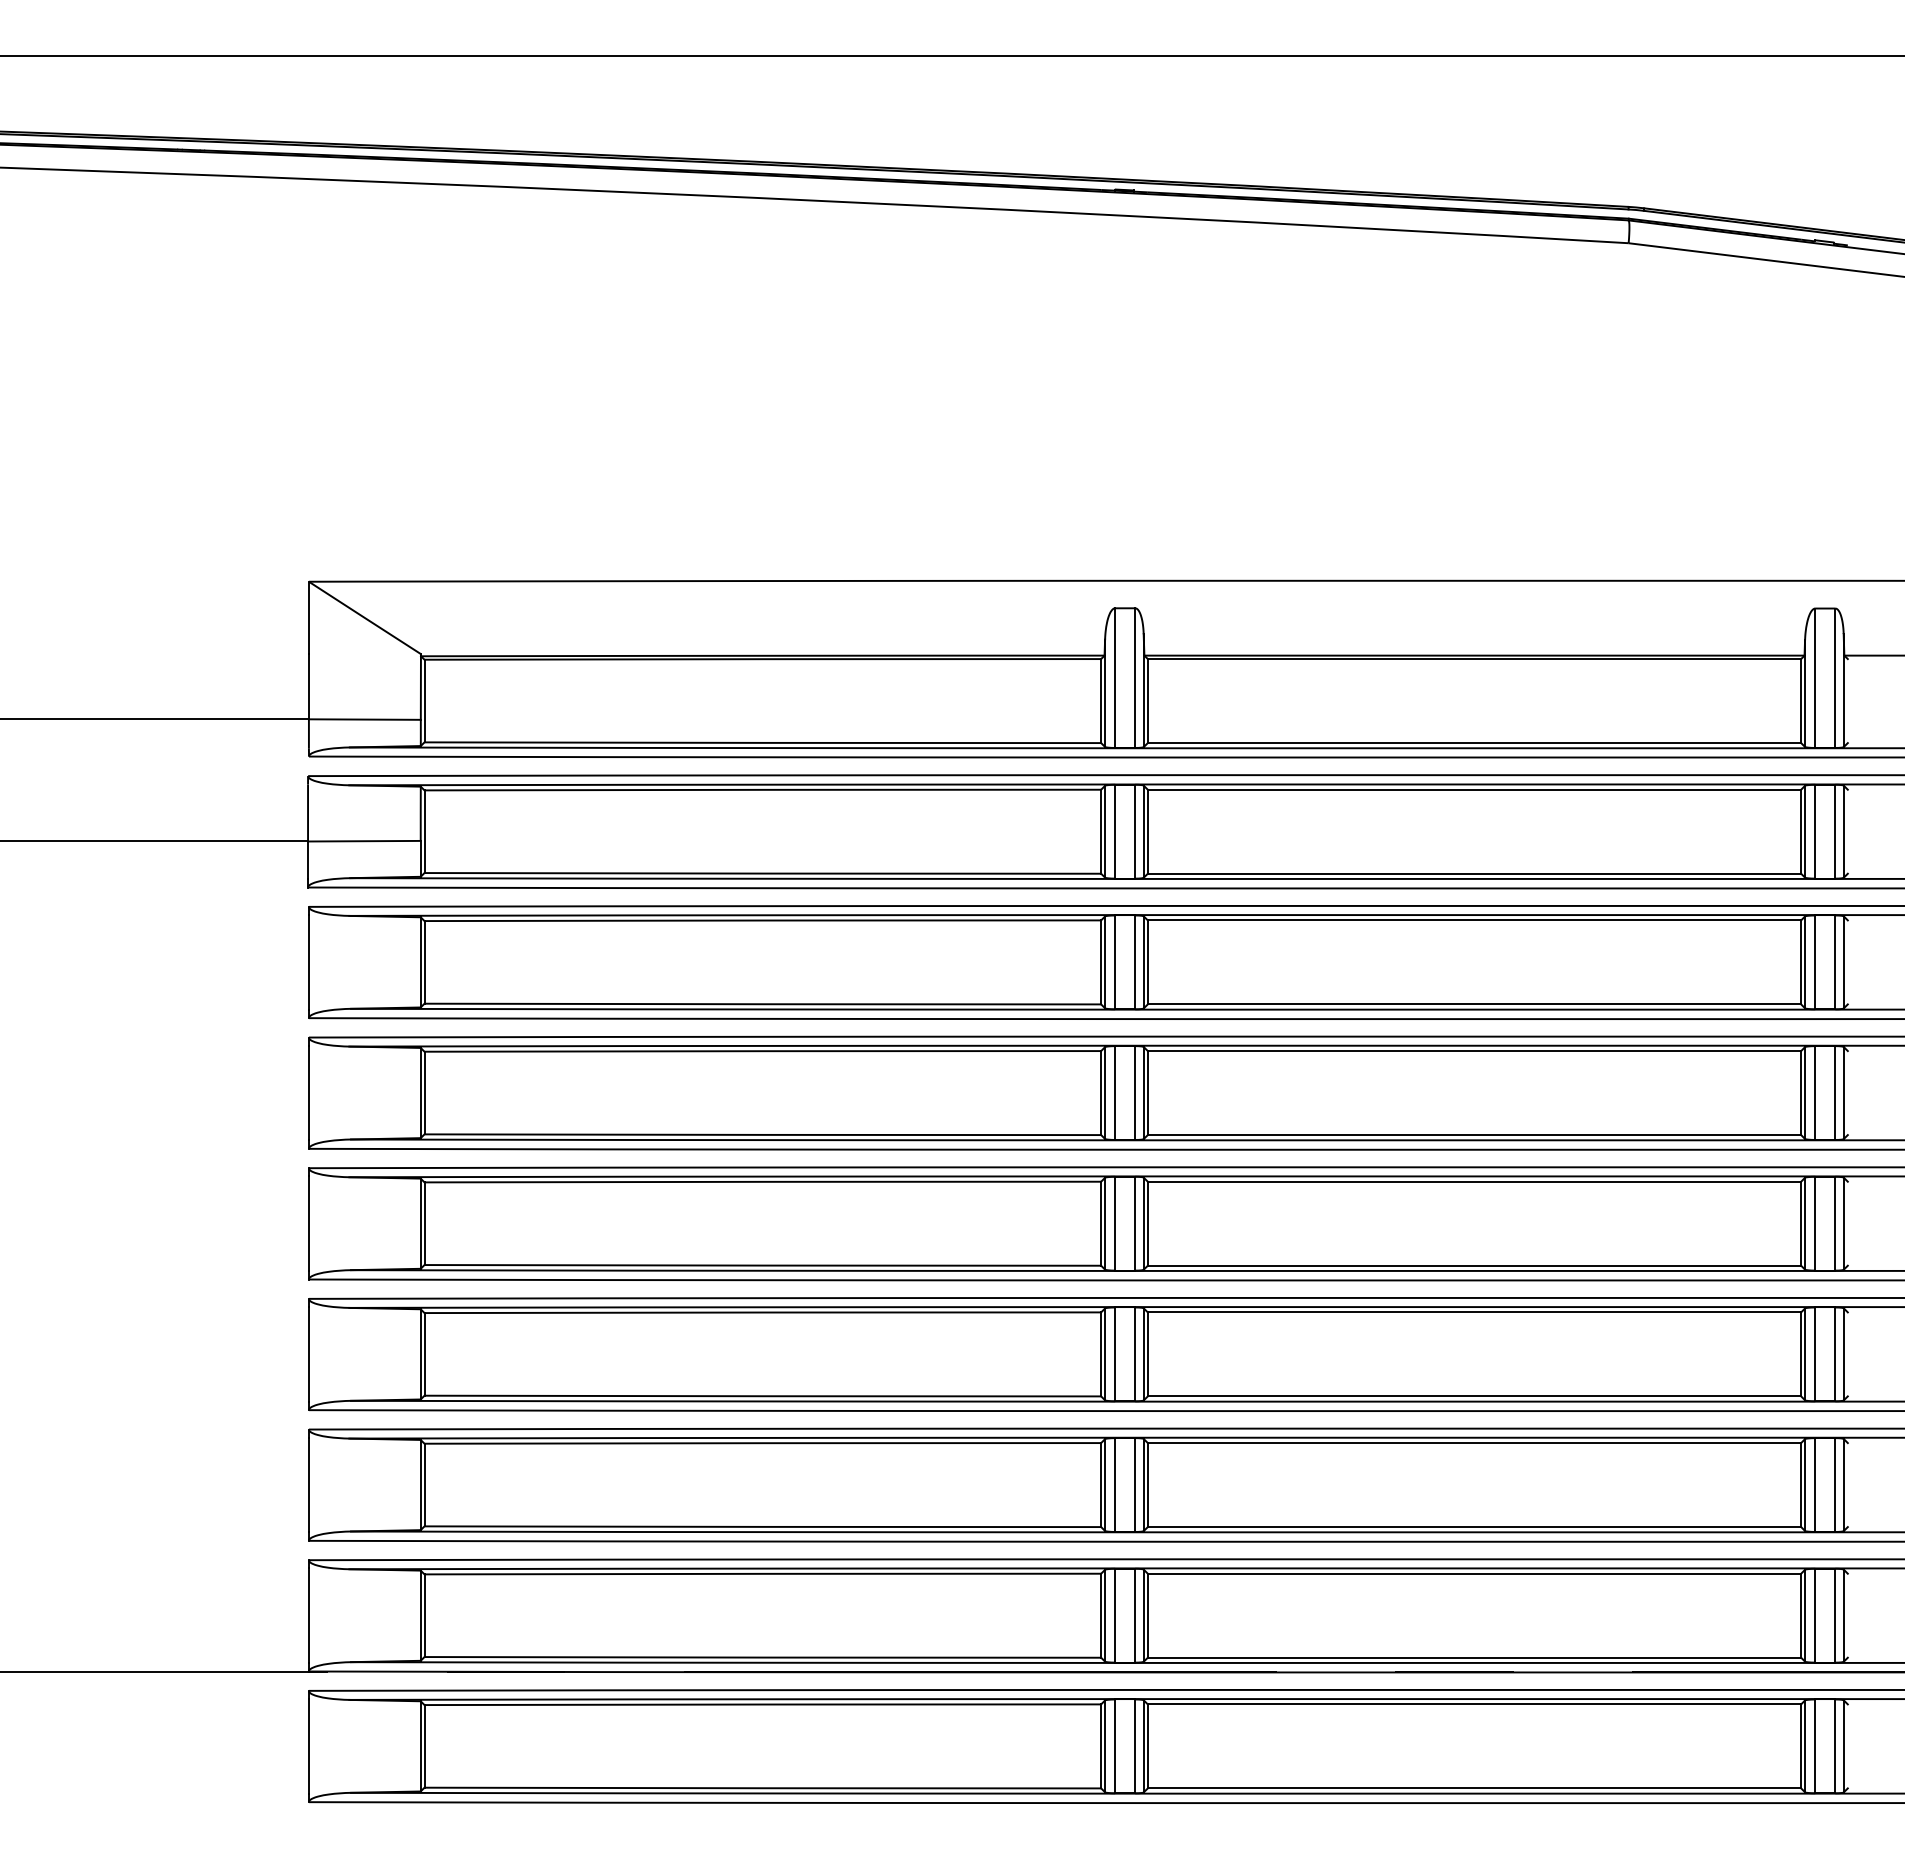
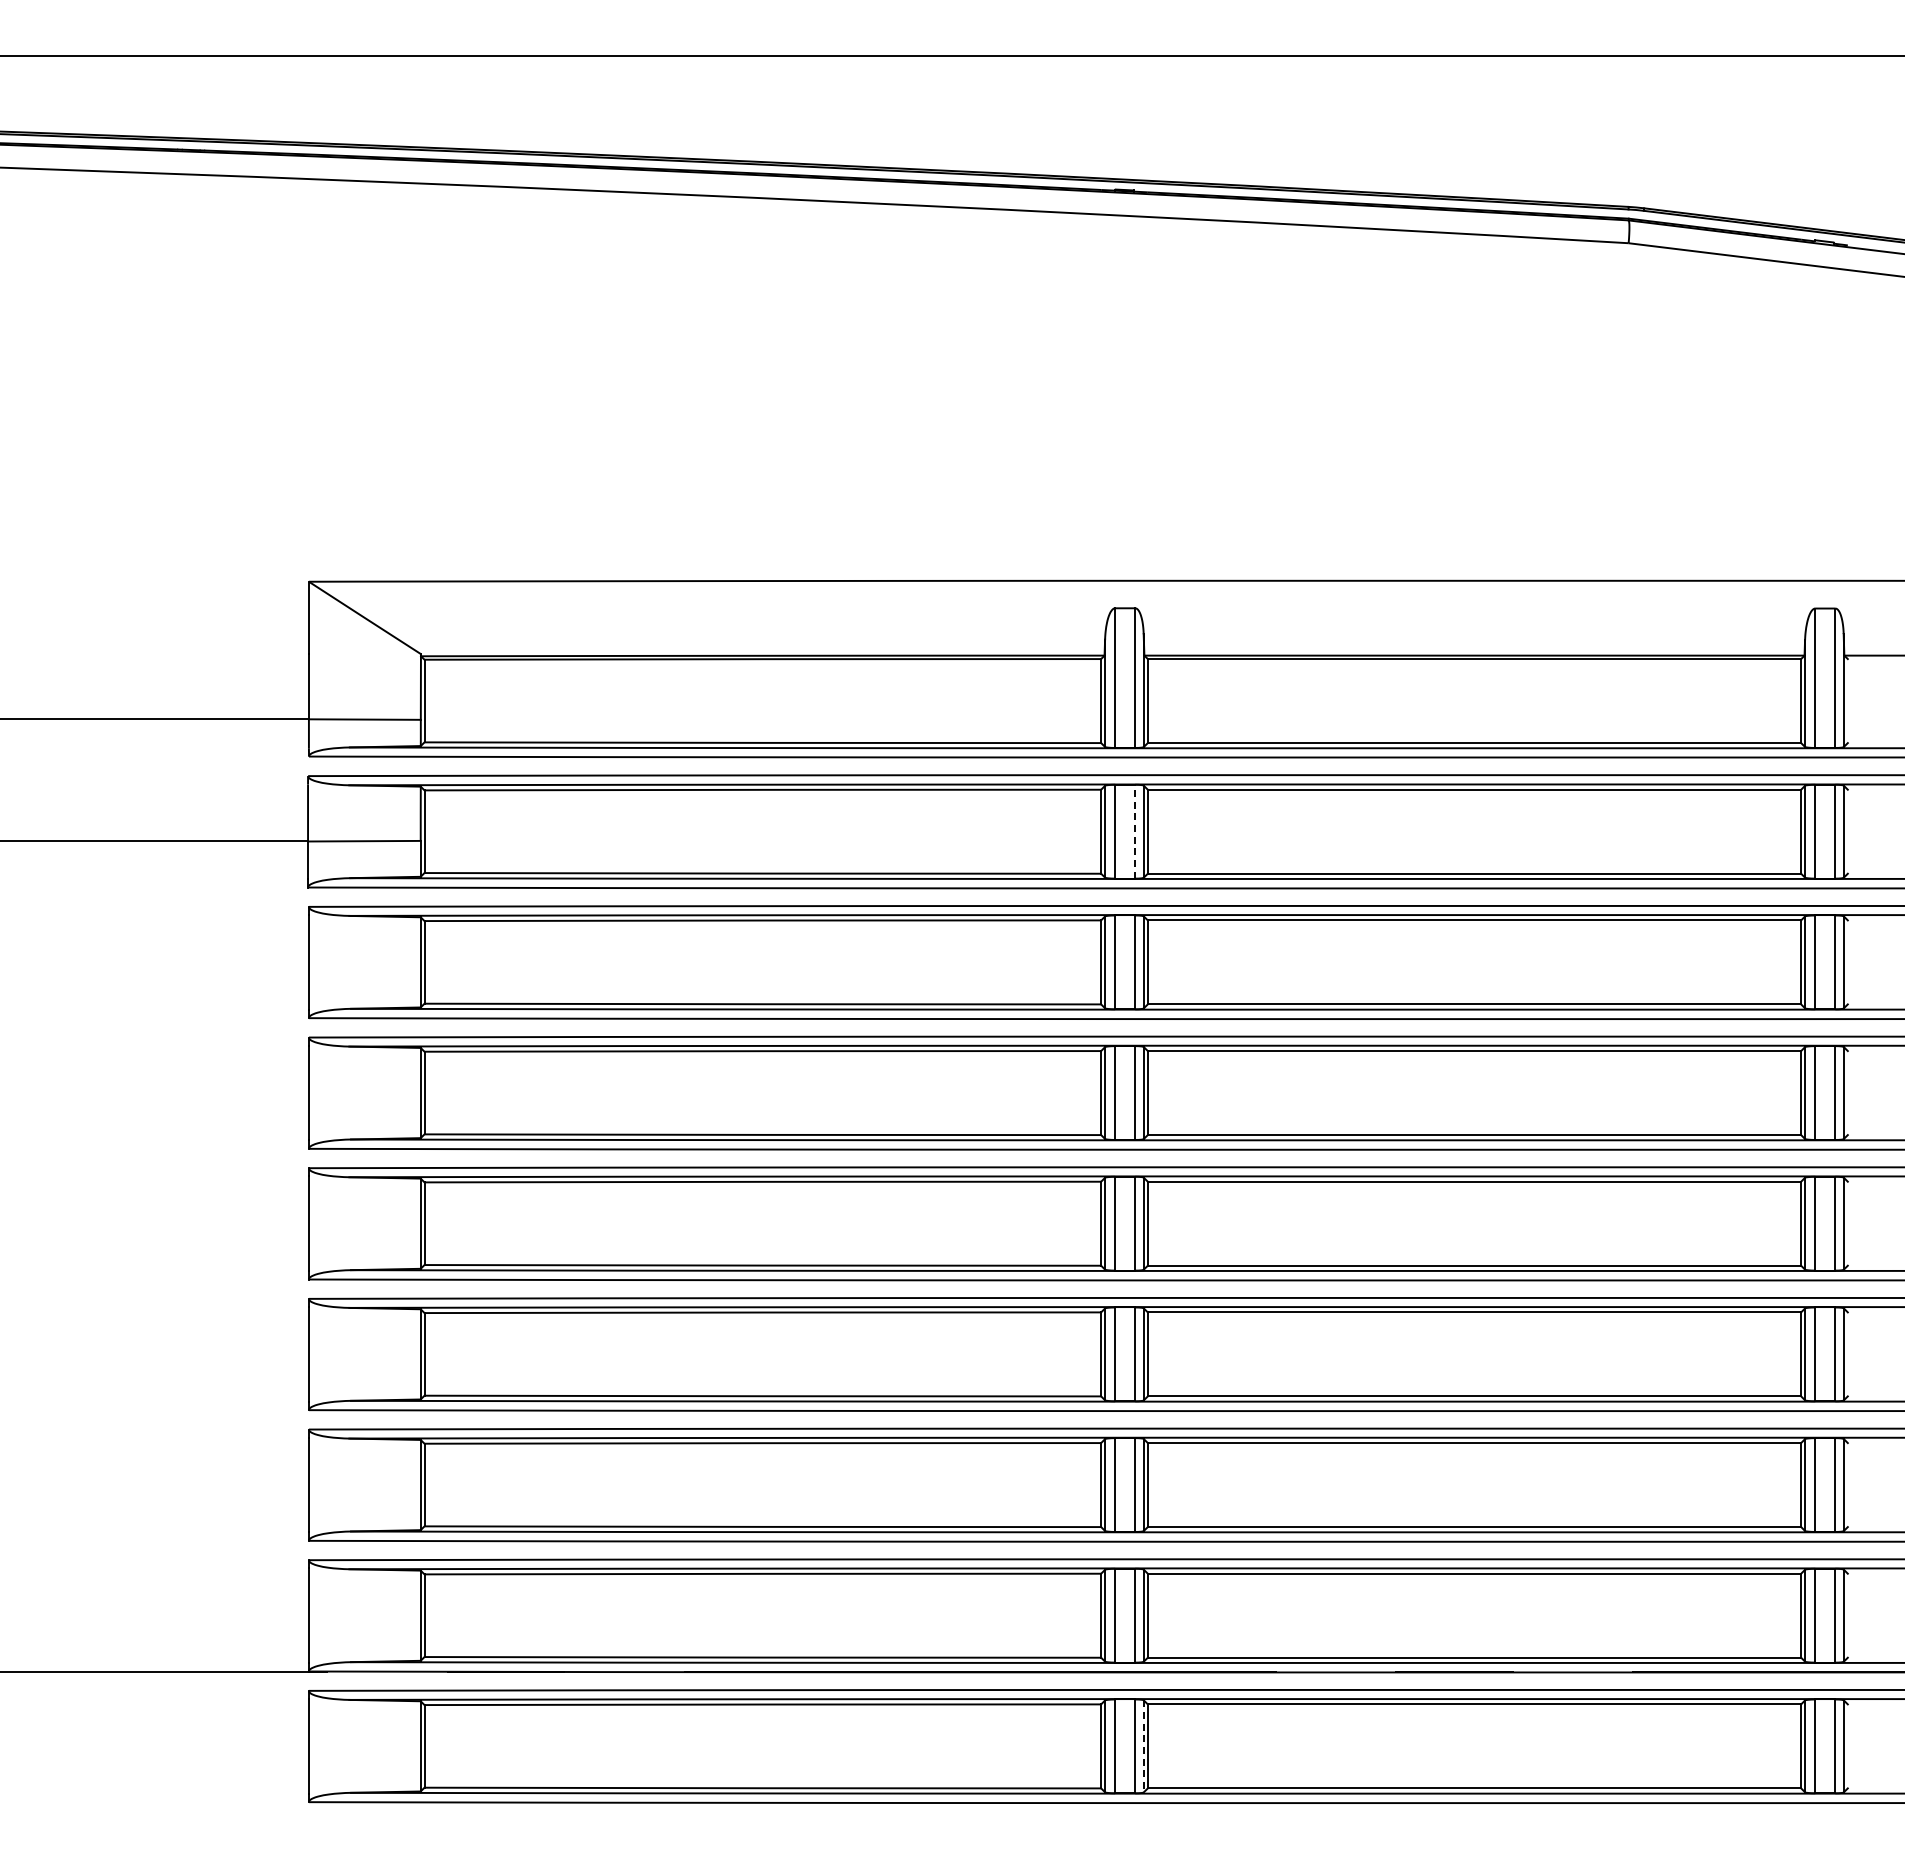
line: solid -> dashed (1135, 831)
line: solid -> dashed (1143, 1746)
